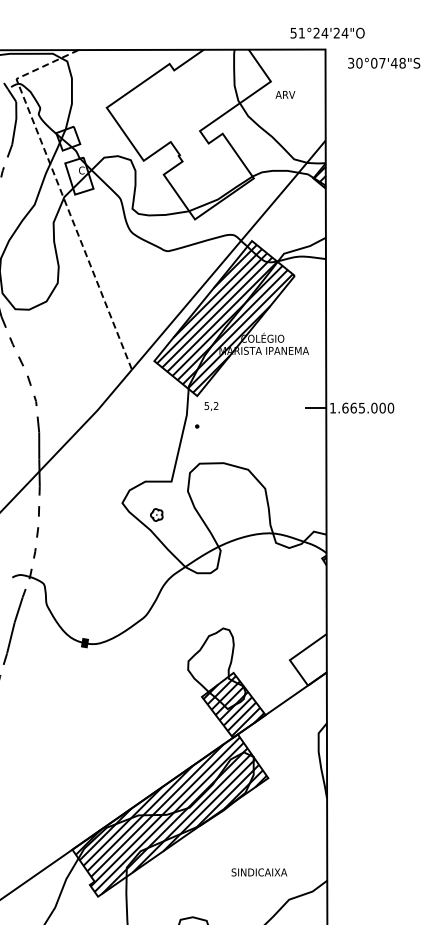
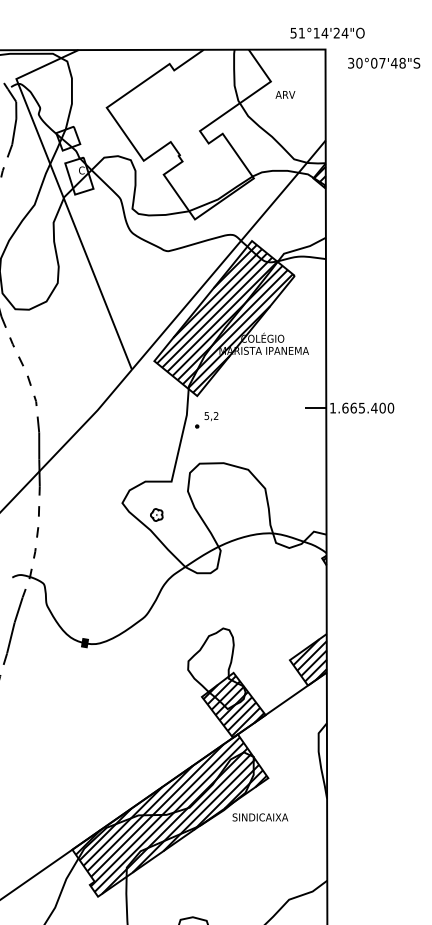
text: 51°24'24"O -> 51°14'24"O (316, 32)
line: dashed -> solid (61, 192)
text position: (211, 406) -> (211, 416) (211, 416)
text: 1.665.000 -> 1.665.400 (374, 407)
hatch: none -> present (309, 660)
text position: (259, 872) -> (260, 817) (260, 817)
